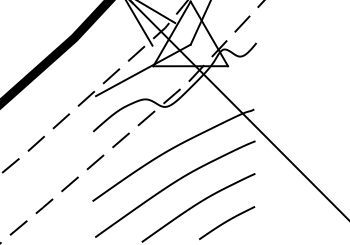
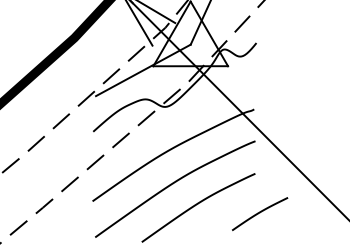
curve position: (227, 222) -> (260, 213) (260, 213)
